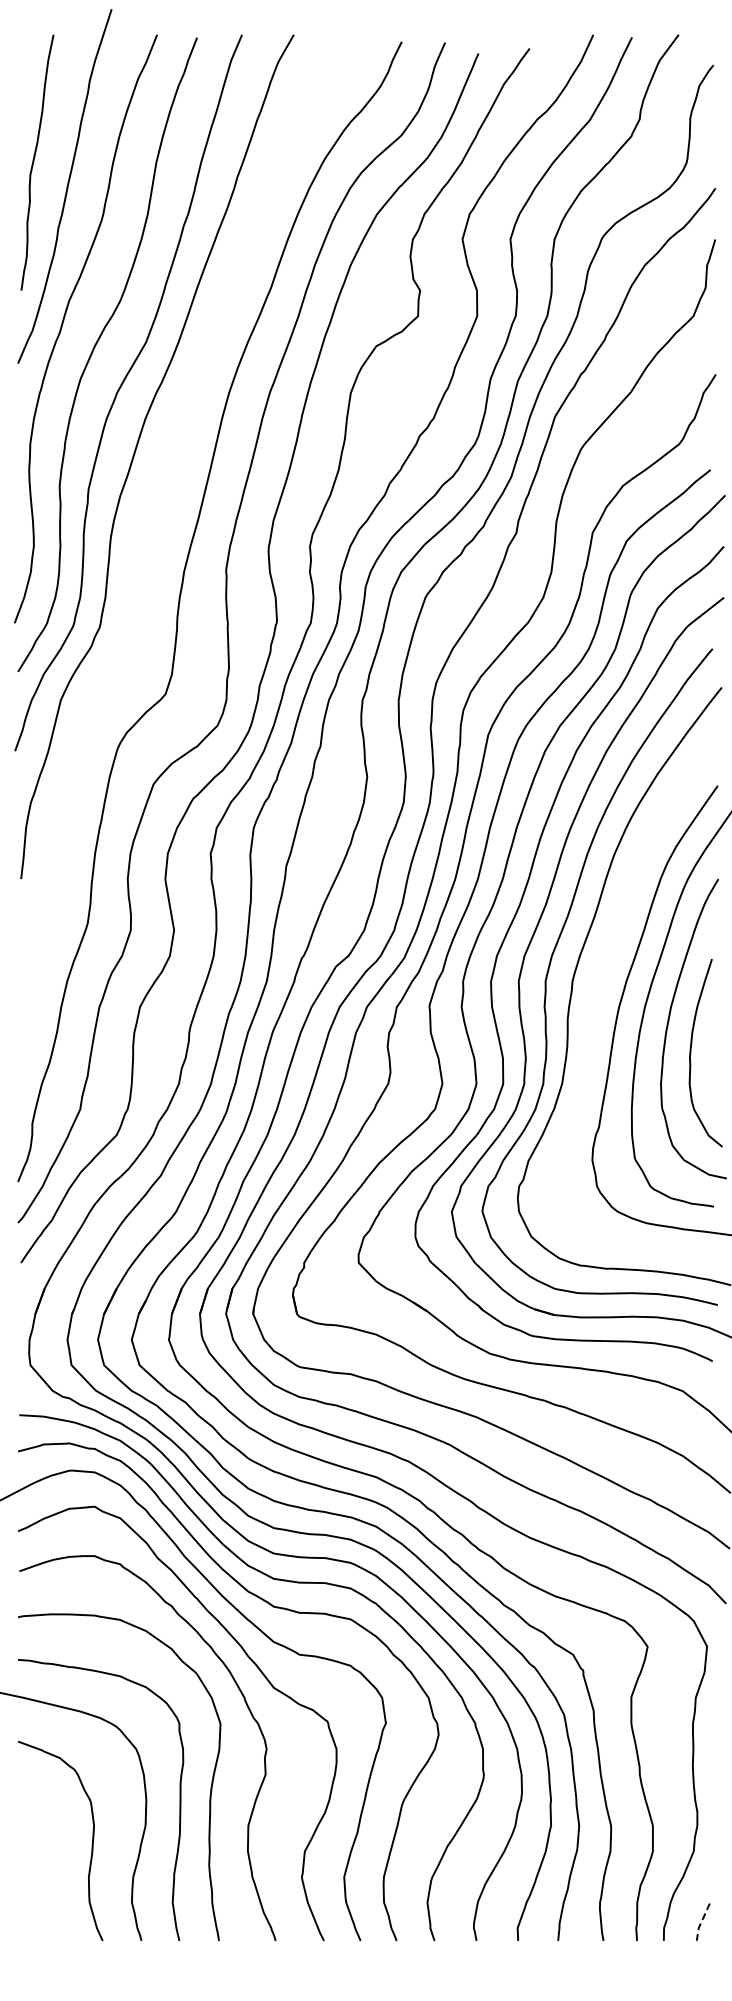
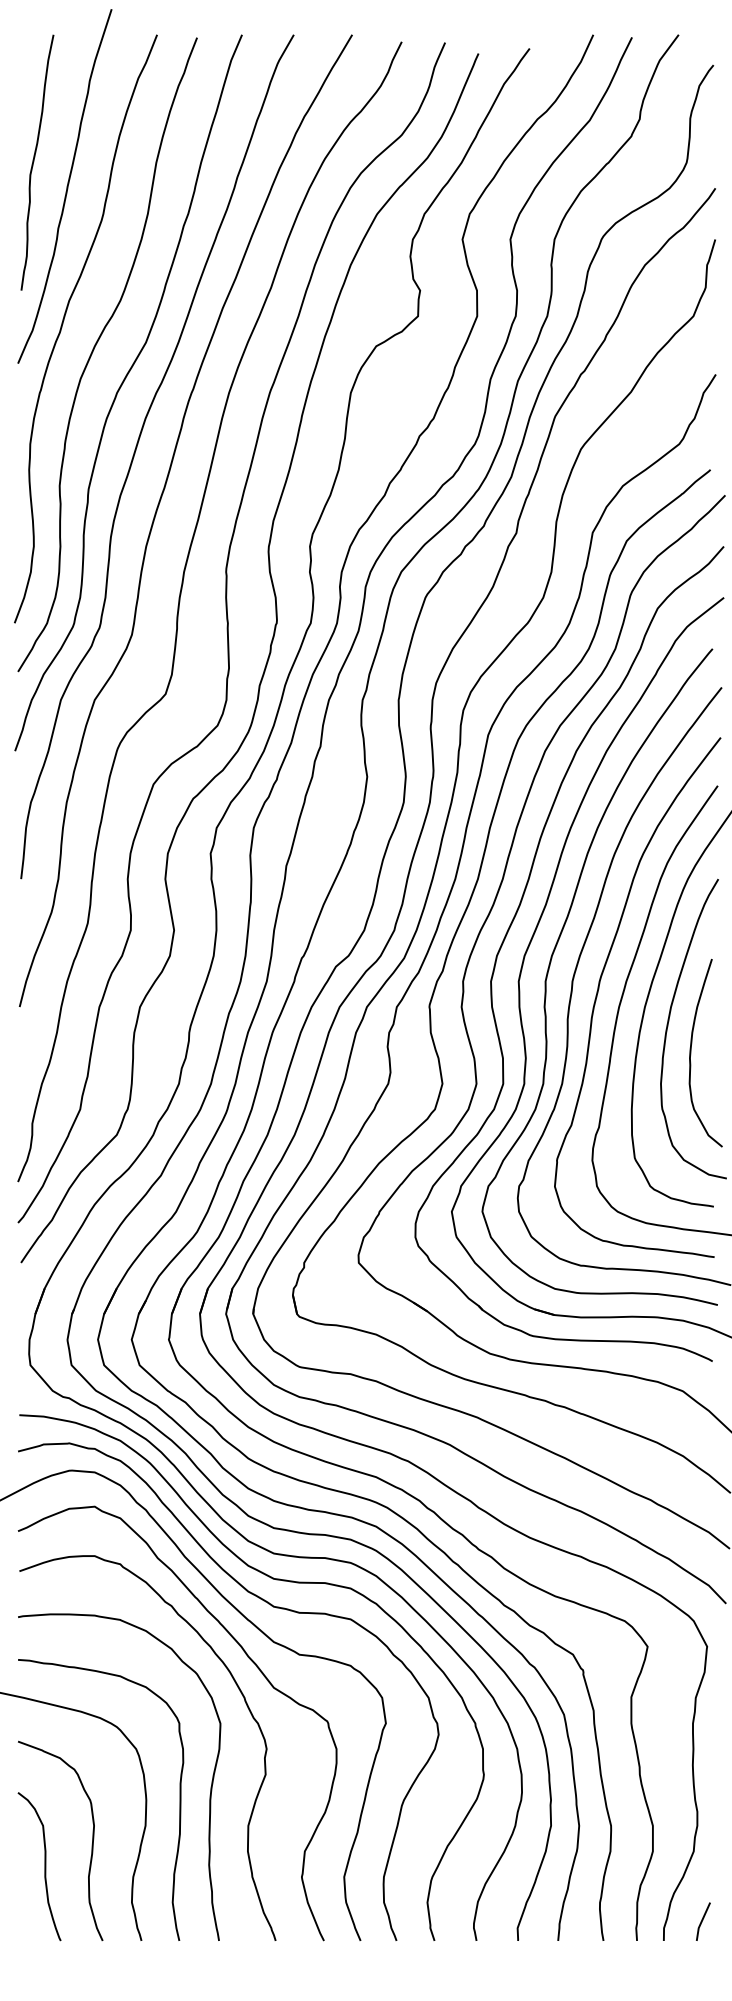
curve: none -> present (157, 511)
curve: none -> present (599, 989)
curve: none -> present (44, 1866)
line: dashed -> solid (701, 1922)
